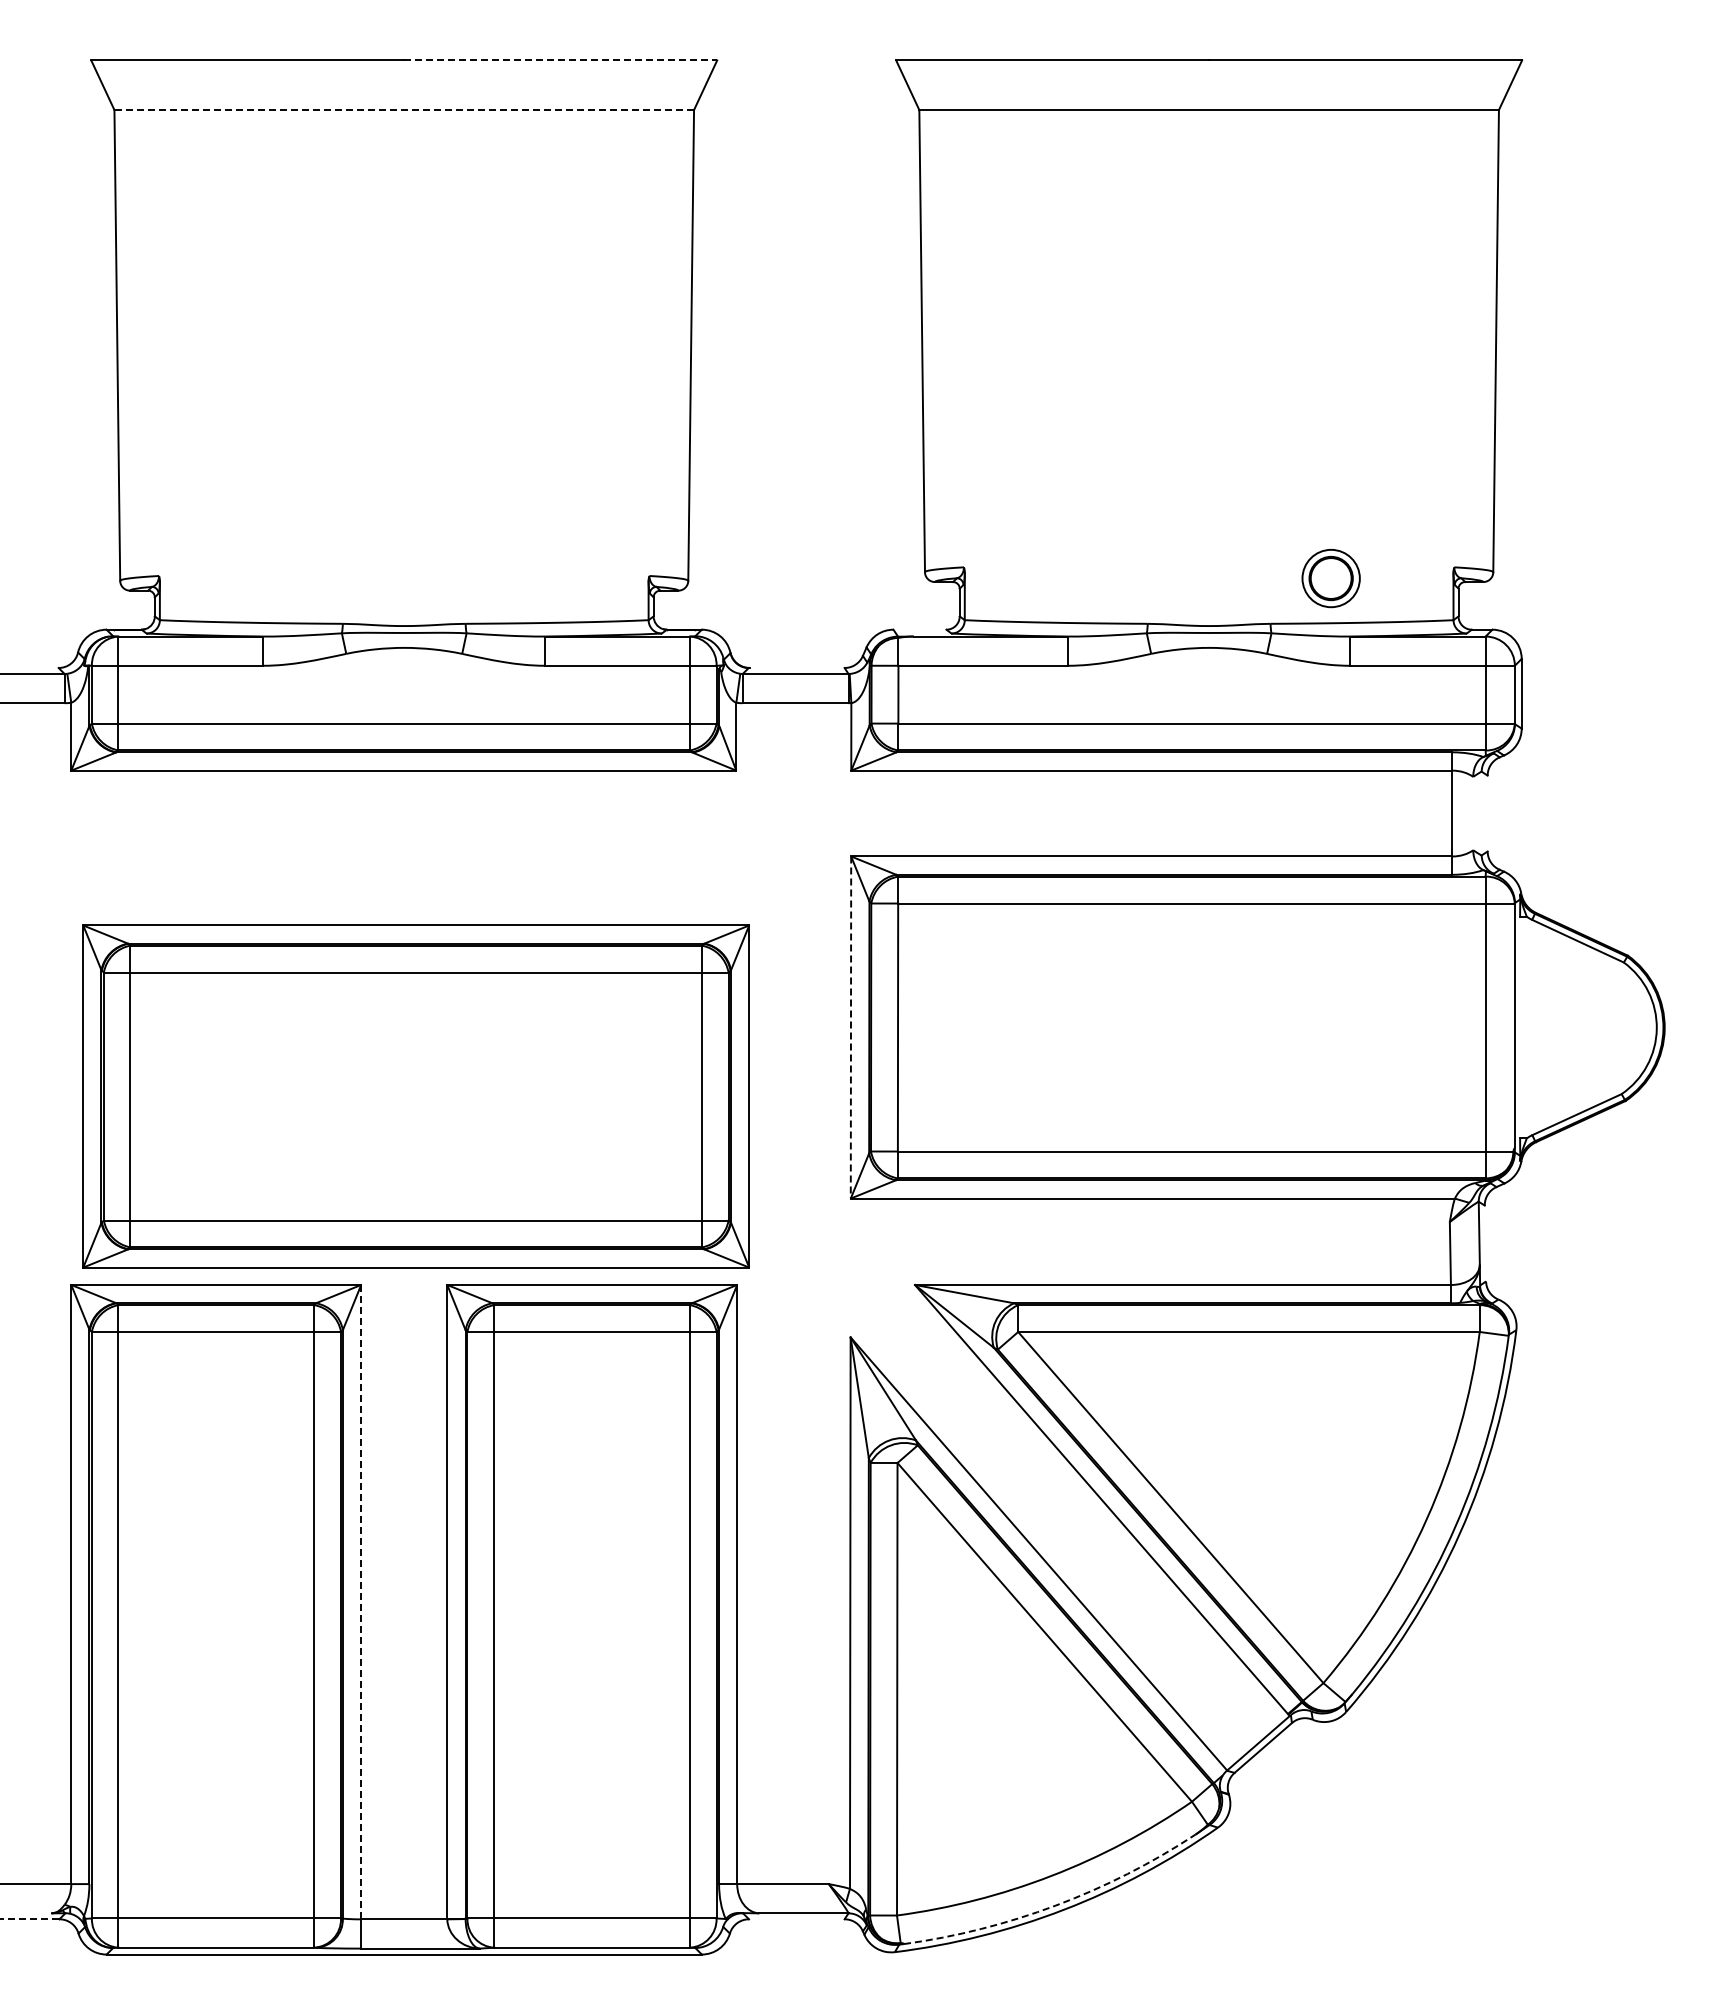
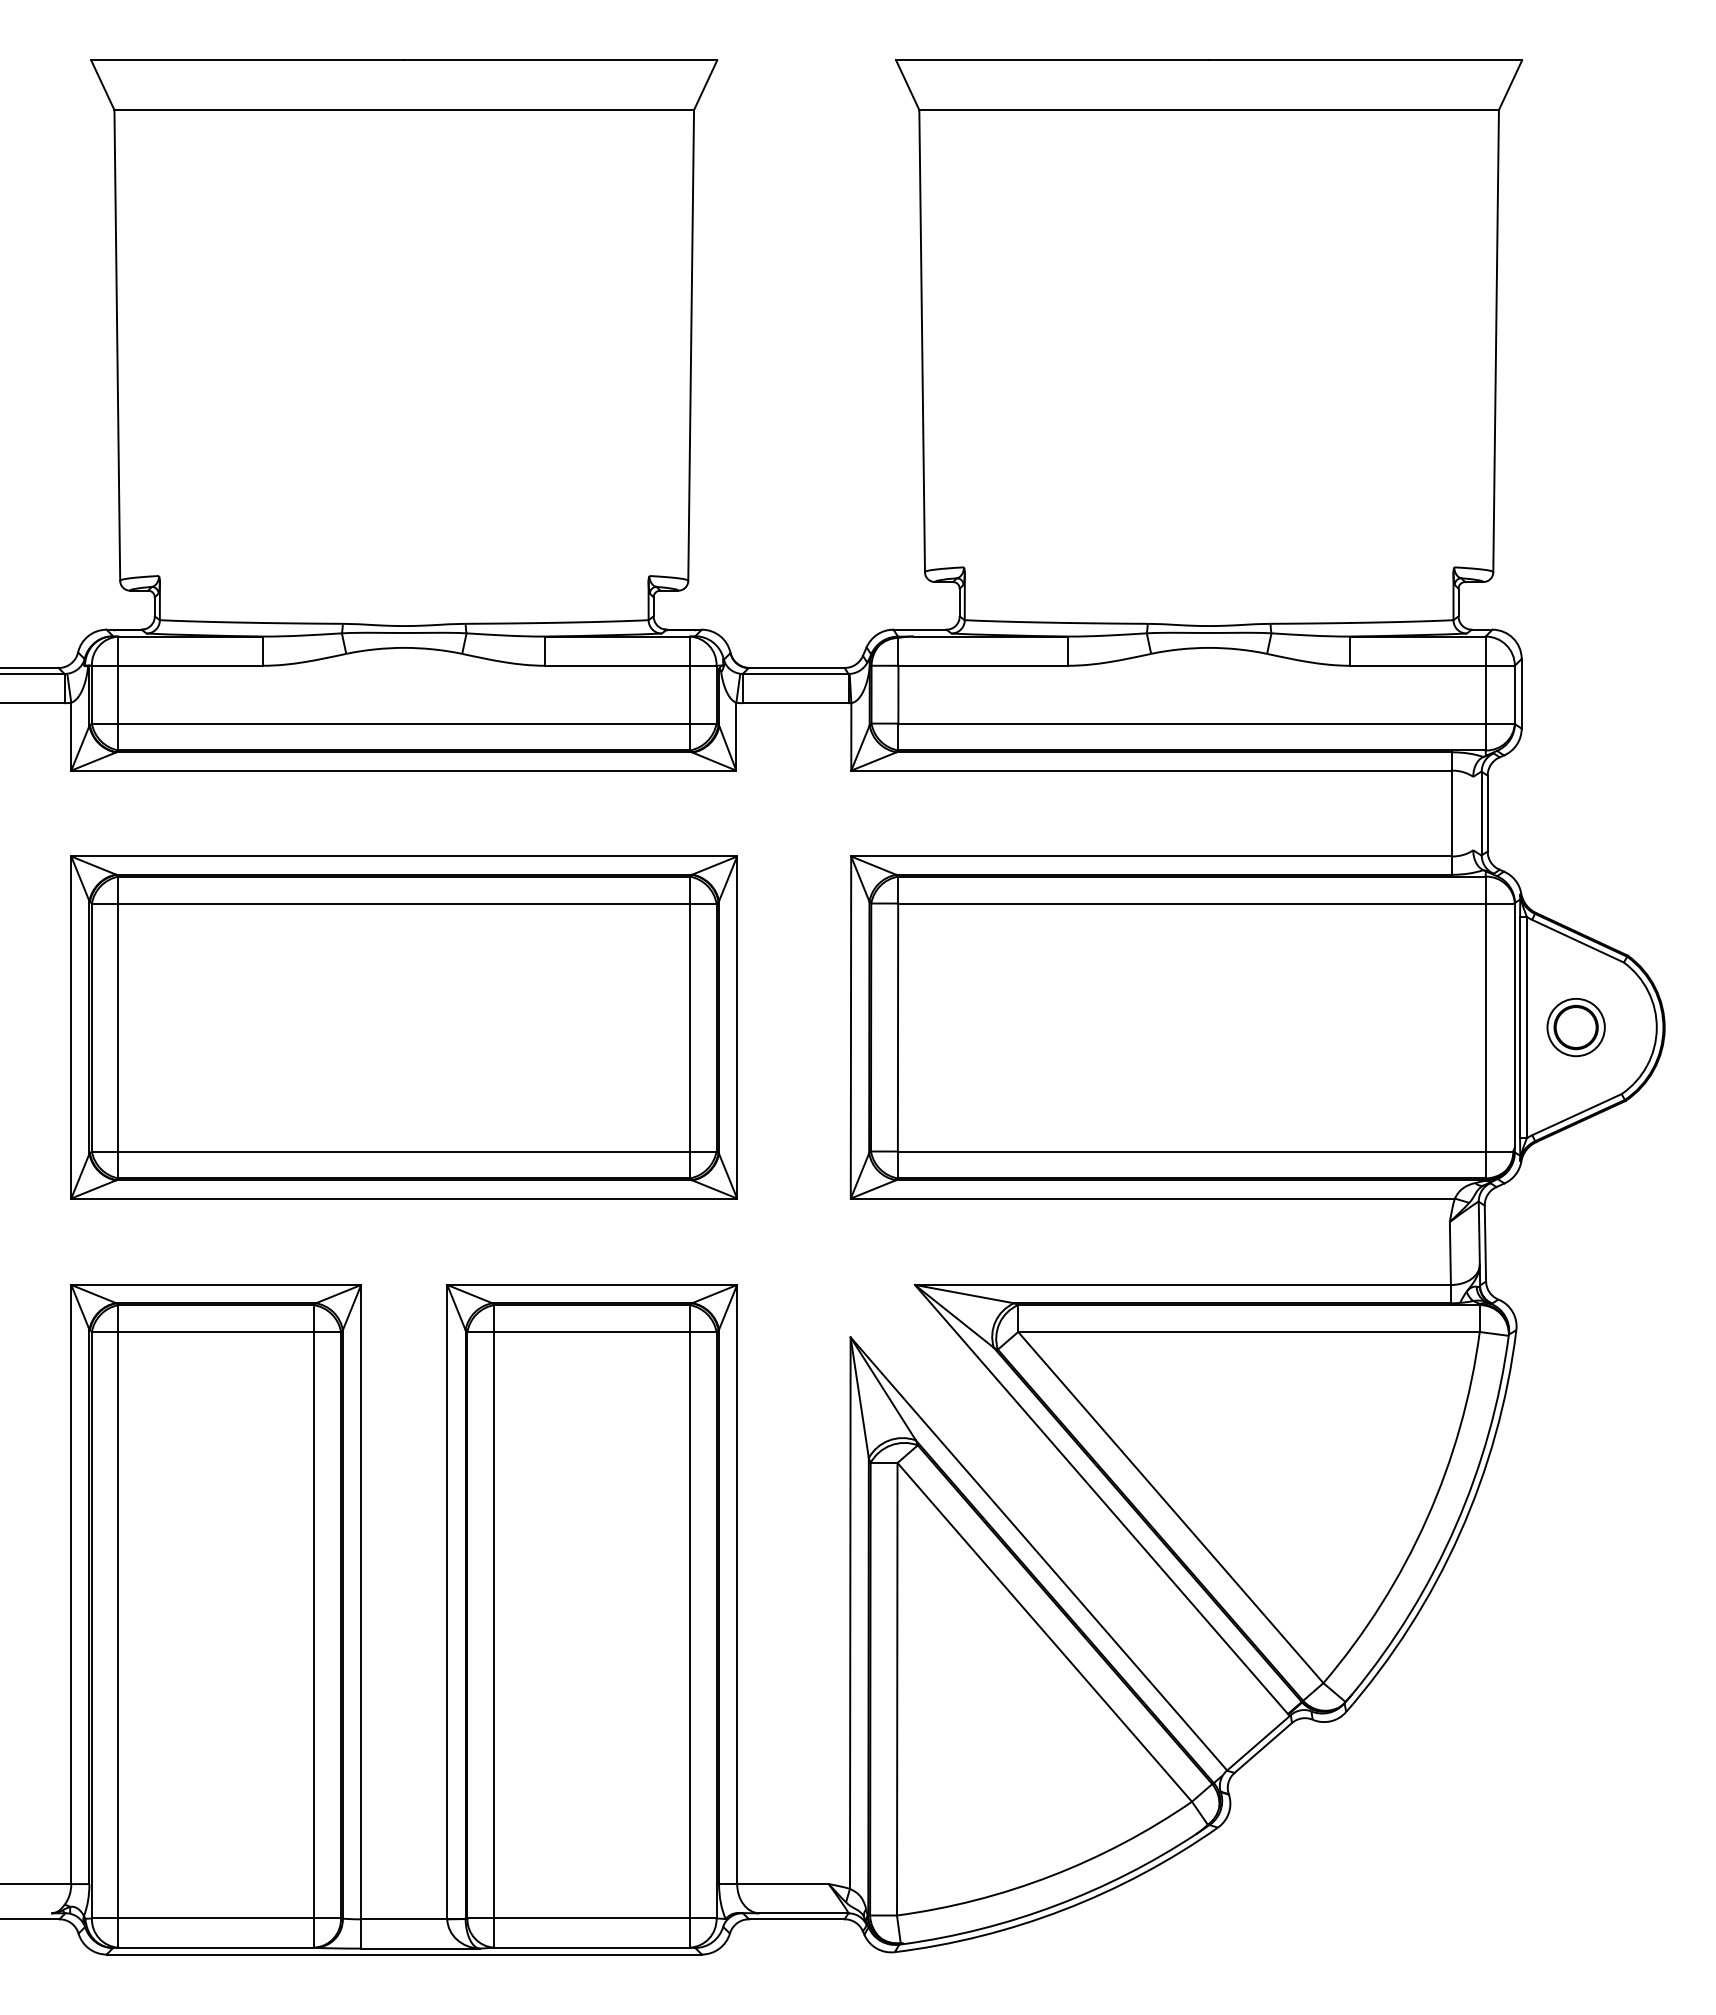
line: dashed -> solid (561, 60)
line: dashed -> solid (404, 110)
part position: (1330, 578) -> (1575, 1027) (1575, 1027)
line: none -> present (919, 629)
line: none -> present (30, 668)
line: none -> present (796, 668)
line: none -> present (1481, 813)
line: none -> present (1487, 813)
line: none -> present (1520, 1027)
line: none -> present (1526, 1027)
line: dashed -> solid (850, 1028)
part position: (415, 1096) -> (403, 1027) (403, 1027)
line: none -> present (1485, 1243)
line: dashed -> solid (361, 1601)
arc: dashed -> solid (1055, 1905)
line: dashed -> solid (30, 1919)
line: none -> present (796, 1919)
